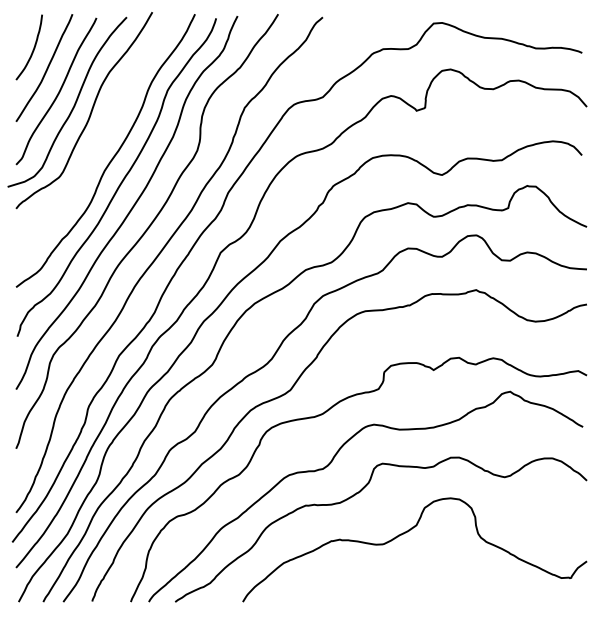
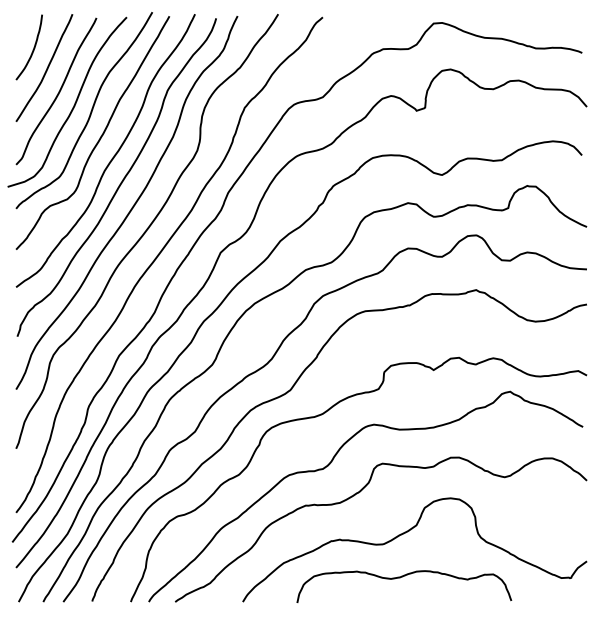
curve: none -> present (99, 137)
curve: none -> present (400, 578)
